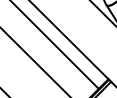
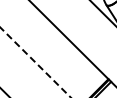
line: present -> none (55, 45)
line: solid -> dashed (35, 62)
